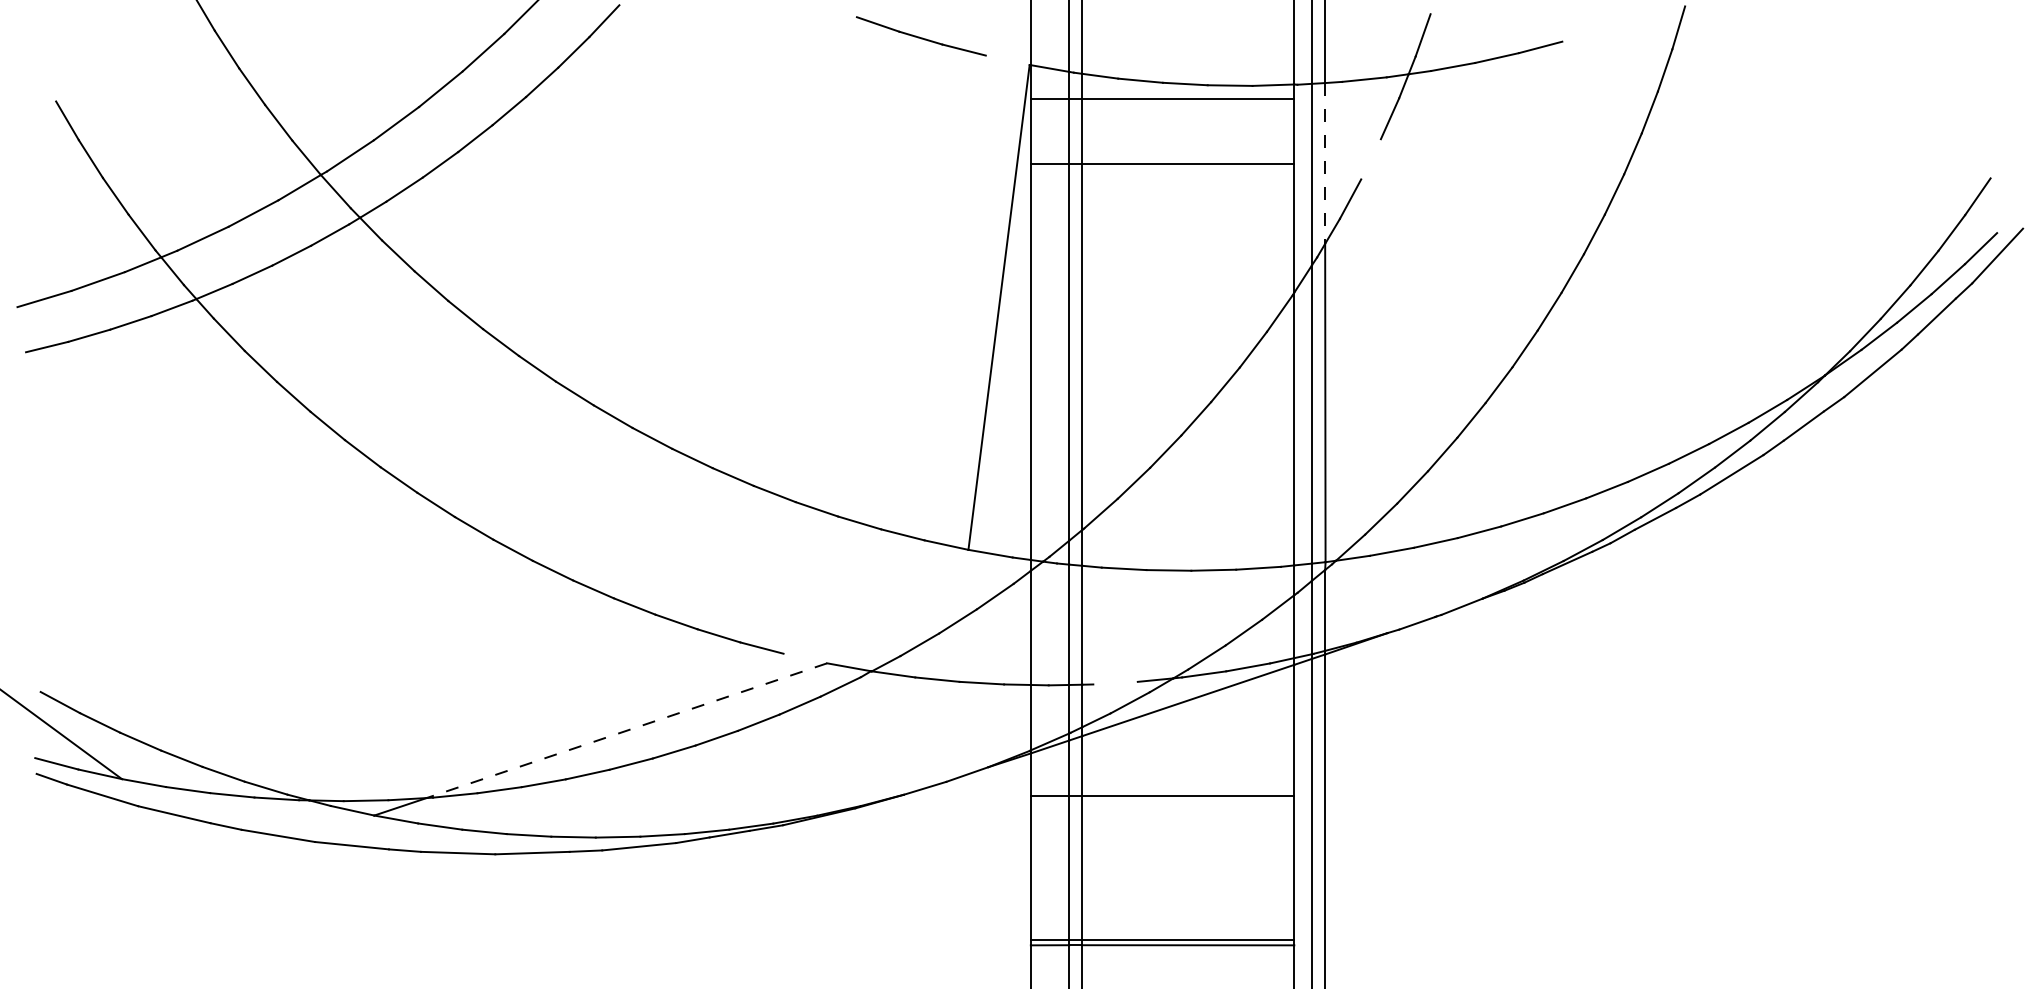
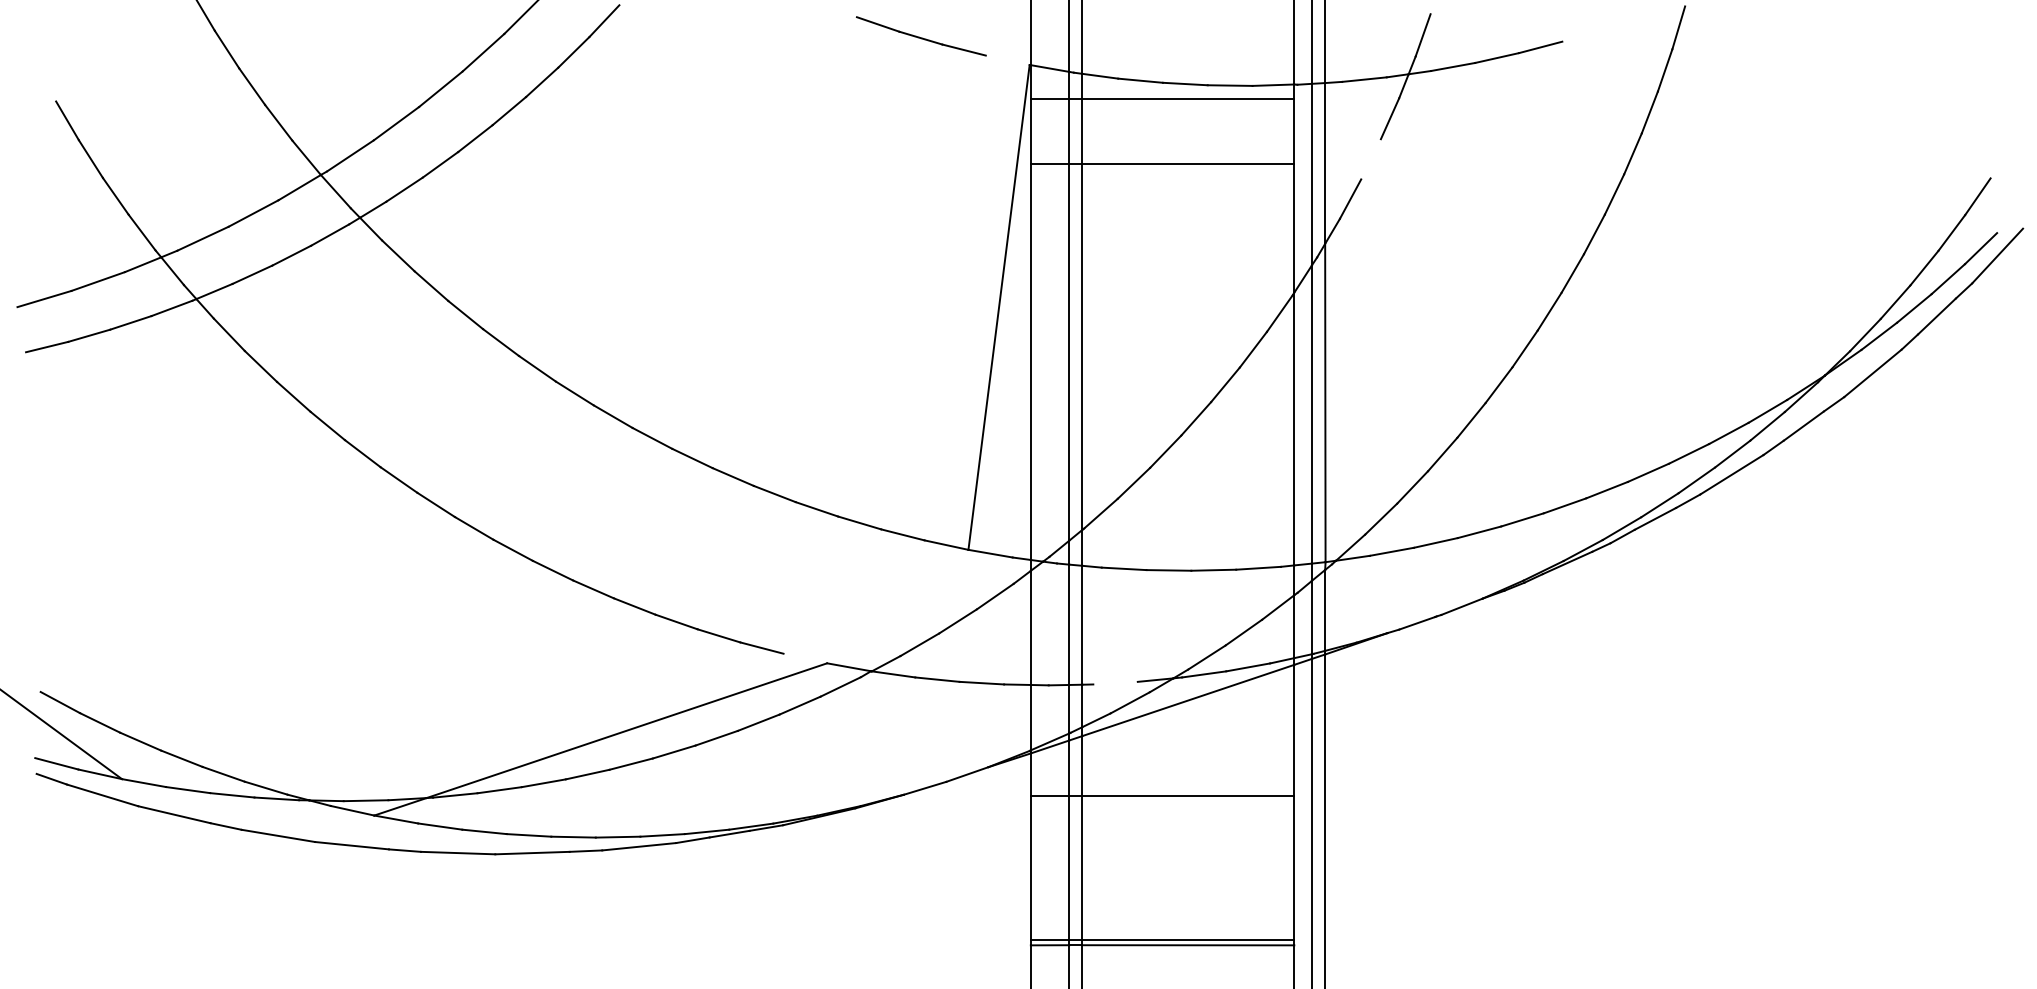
line: dashed -> solid (1325, 163)
line: dashed -> solid (626, 730)
